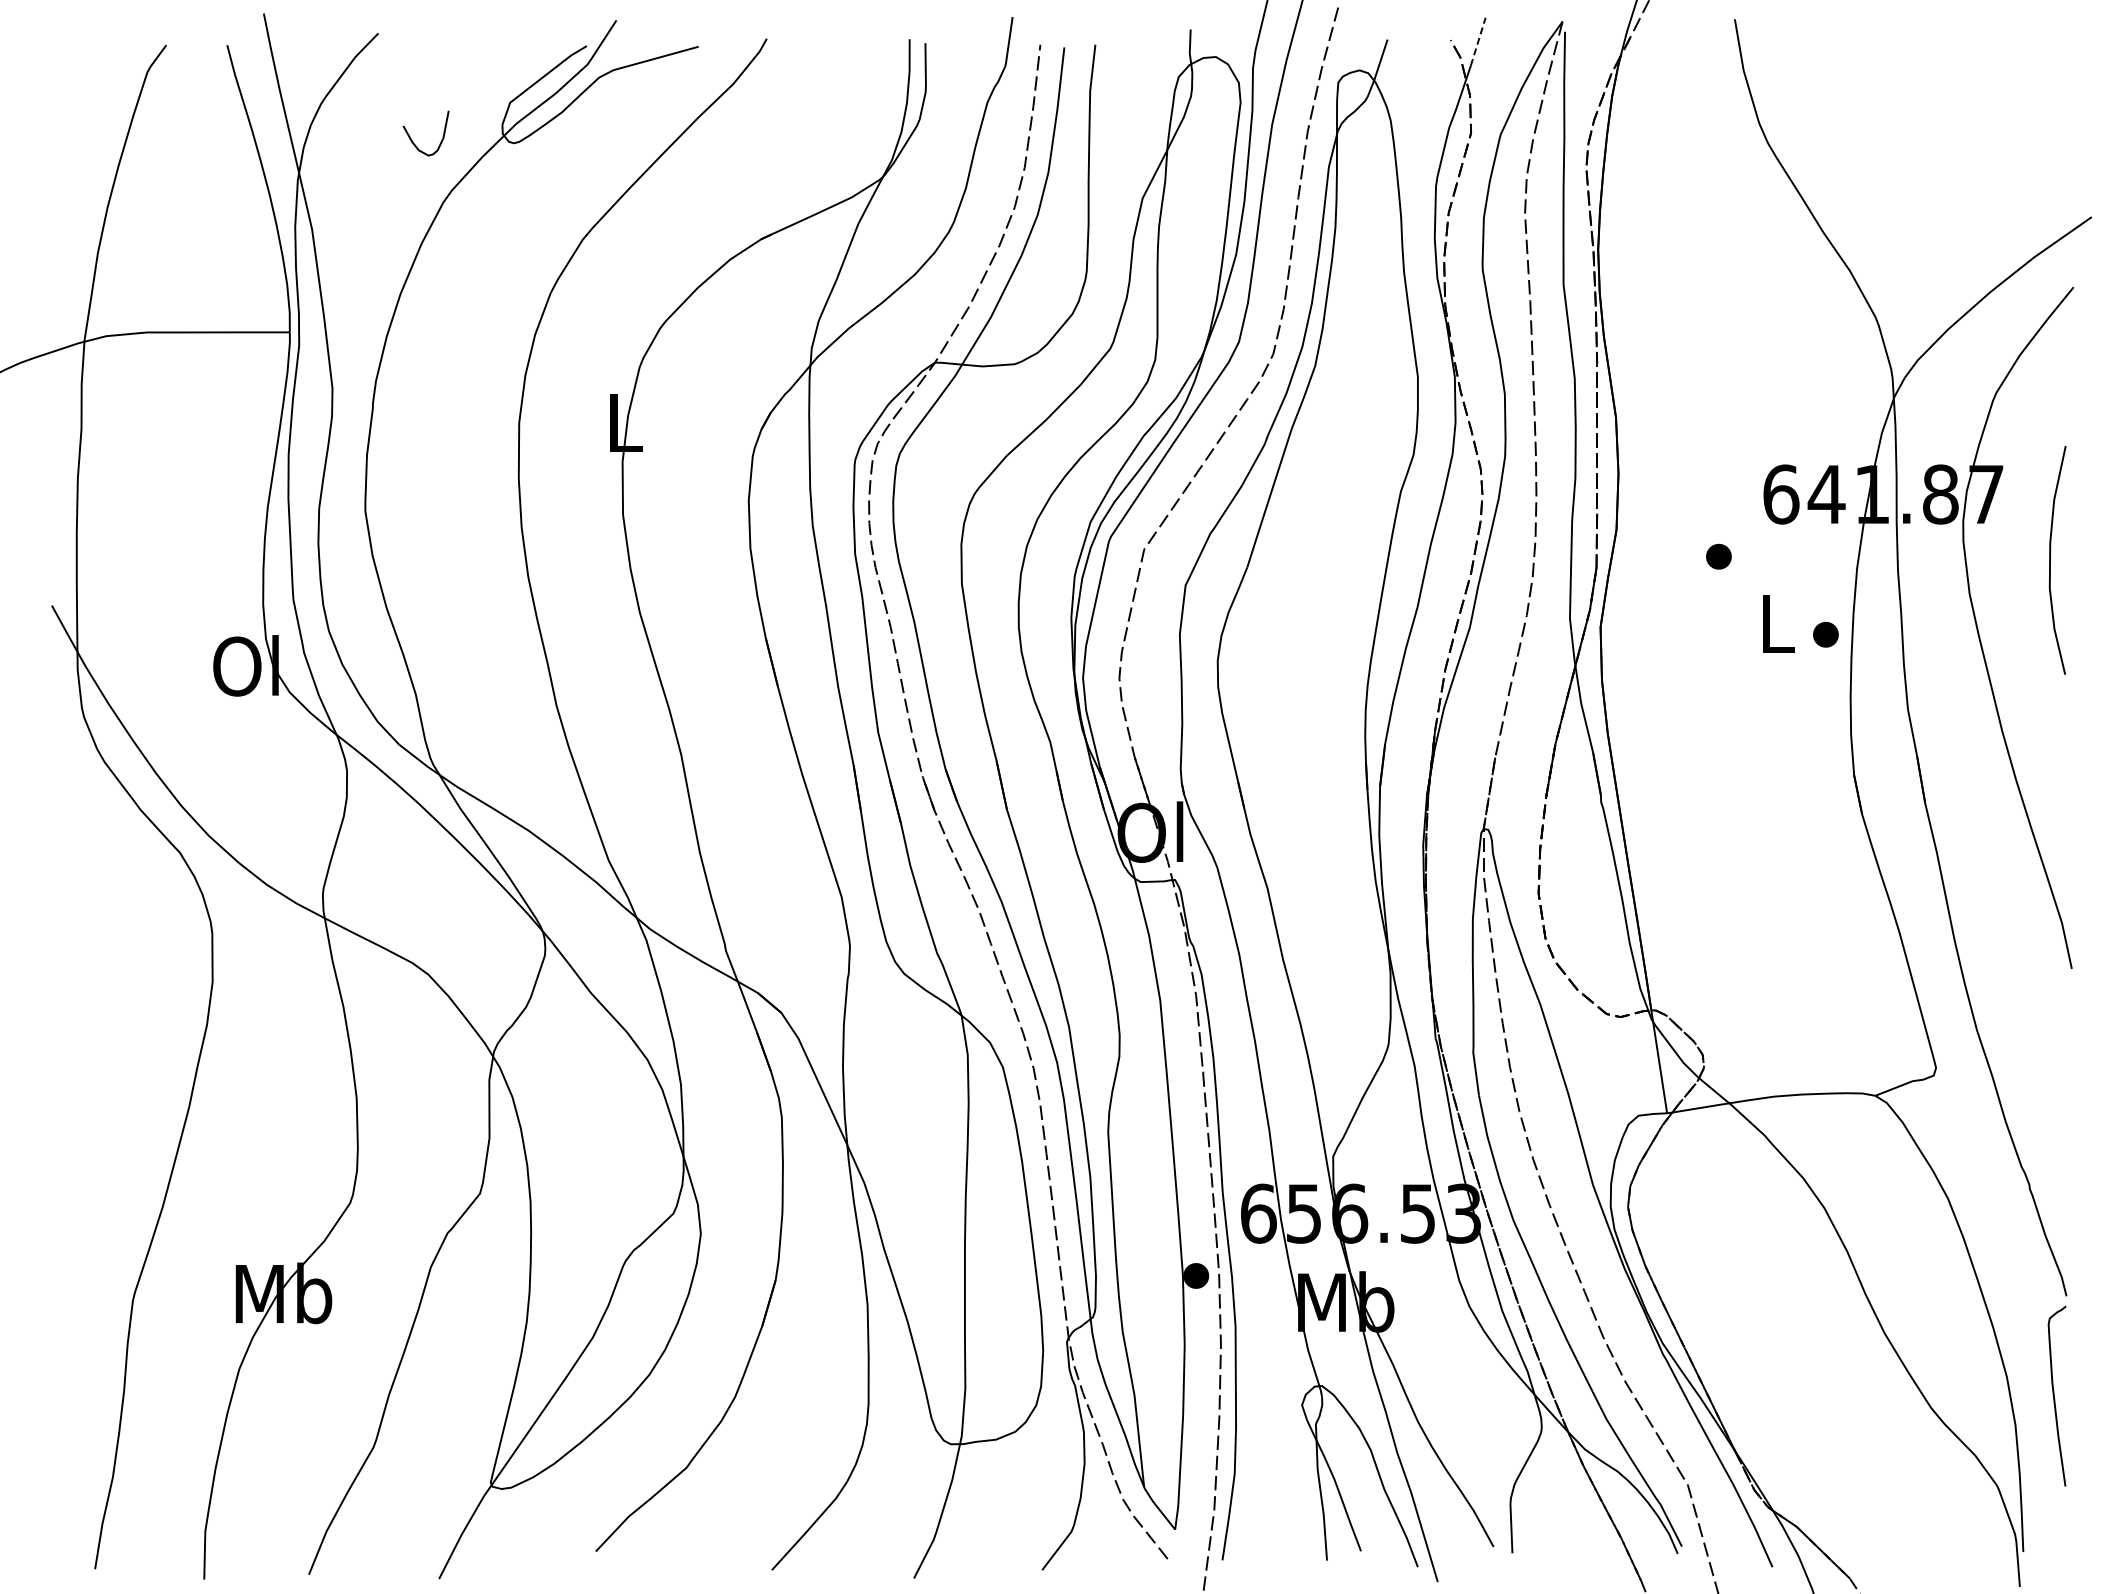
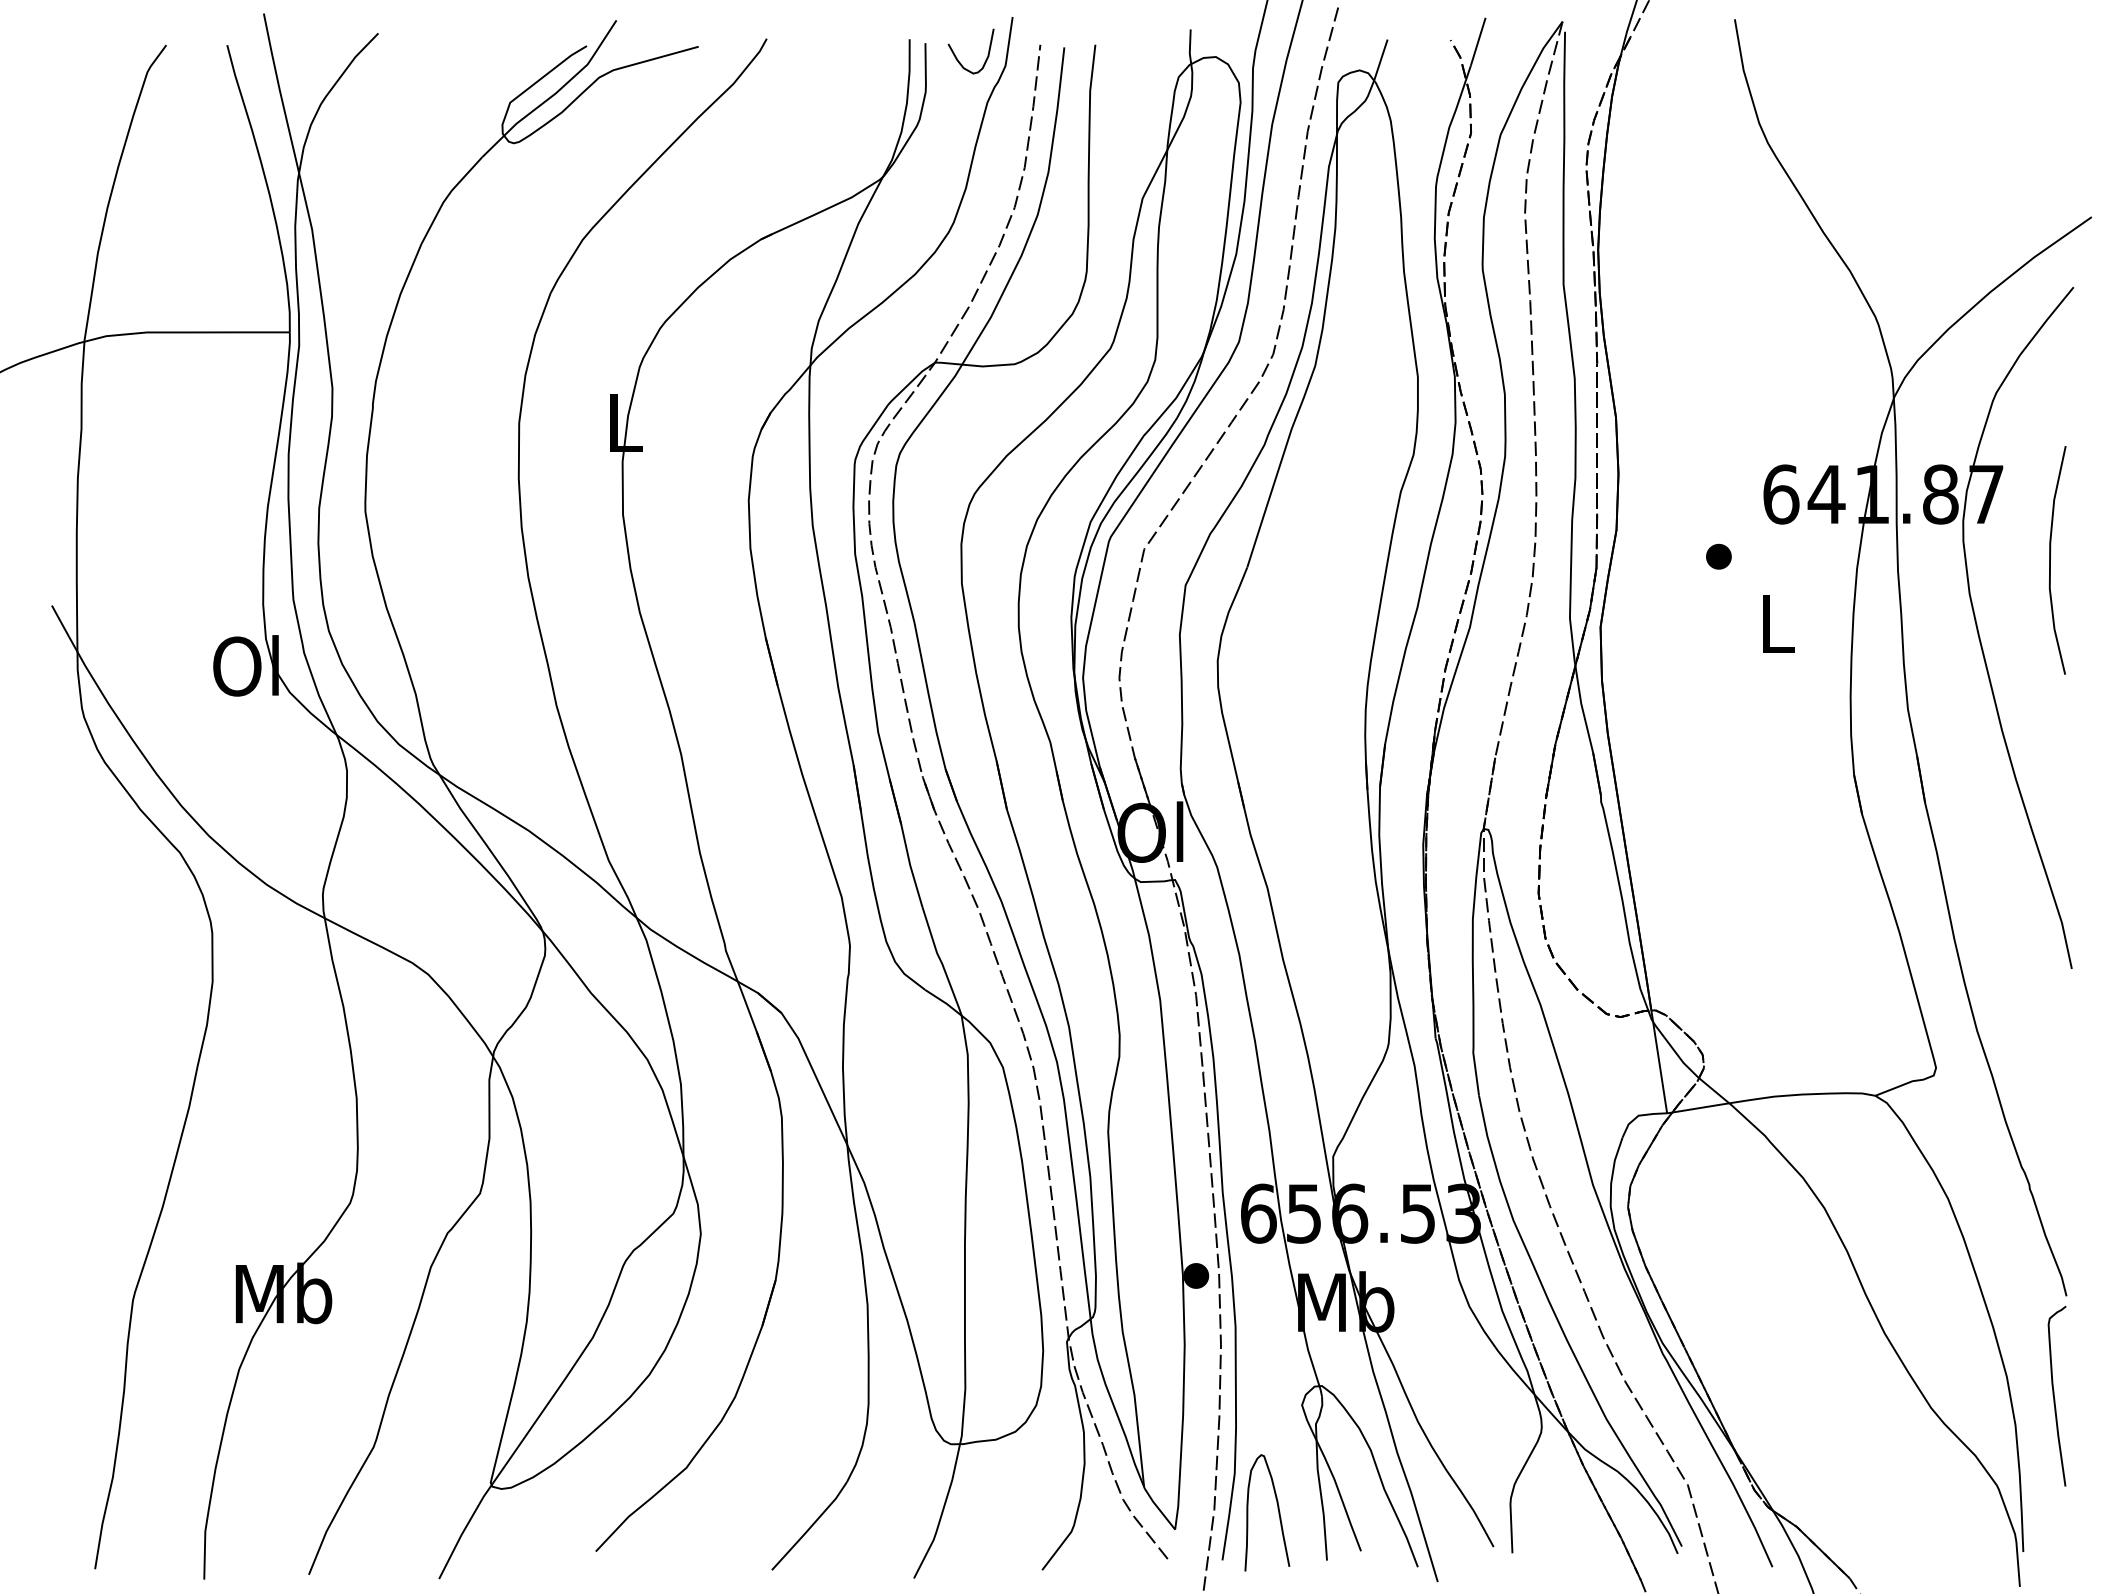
line: dashed -> solid (1478, 41)
curve position: (413, 141) -> (958, 59) (958, 59)
part: present -> none (1825, 634)
curve: none -> present (1277, 1509)
